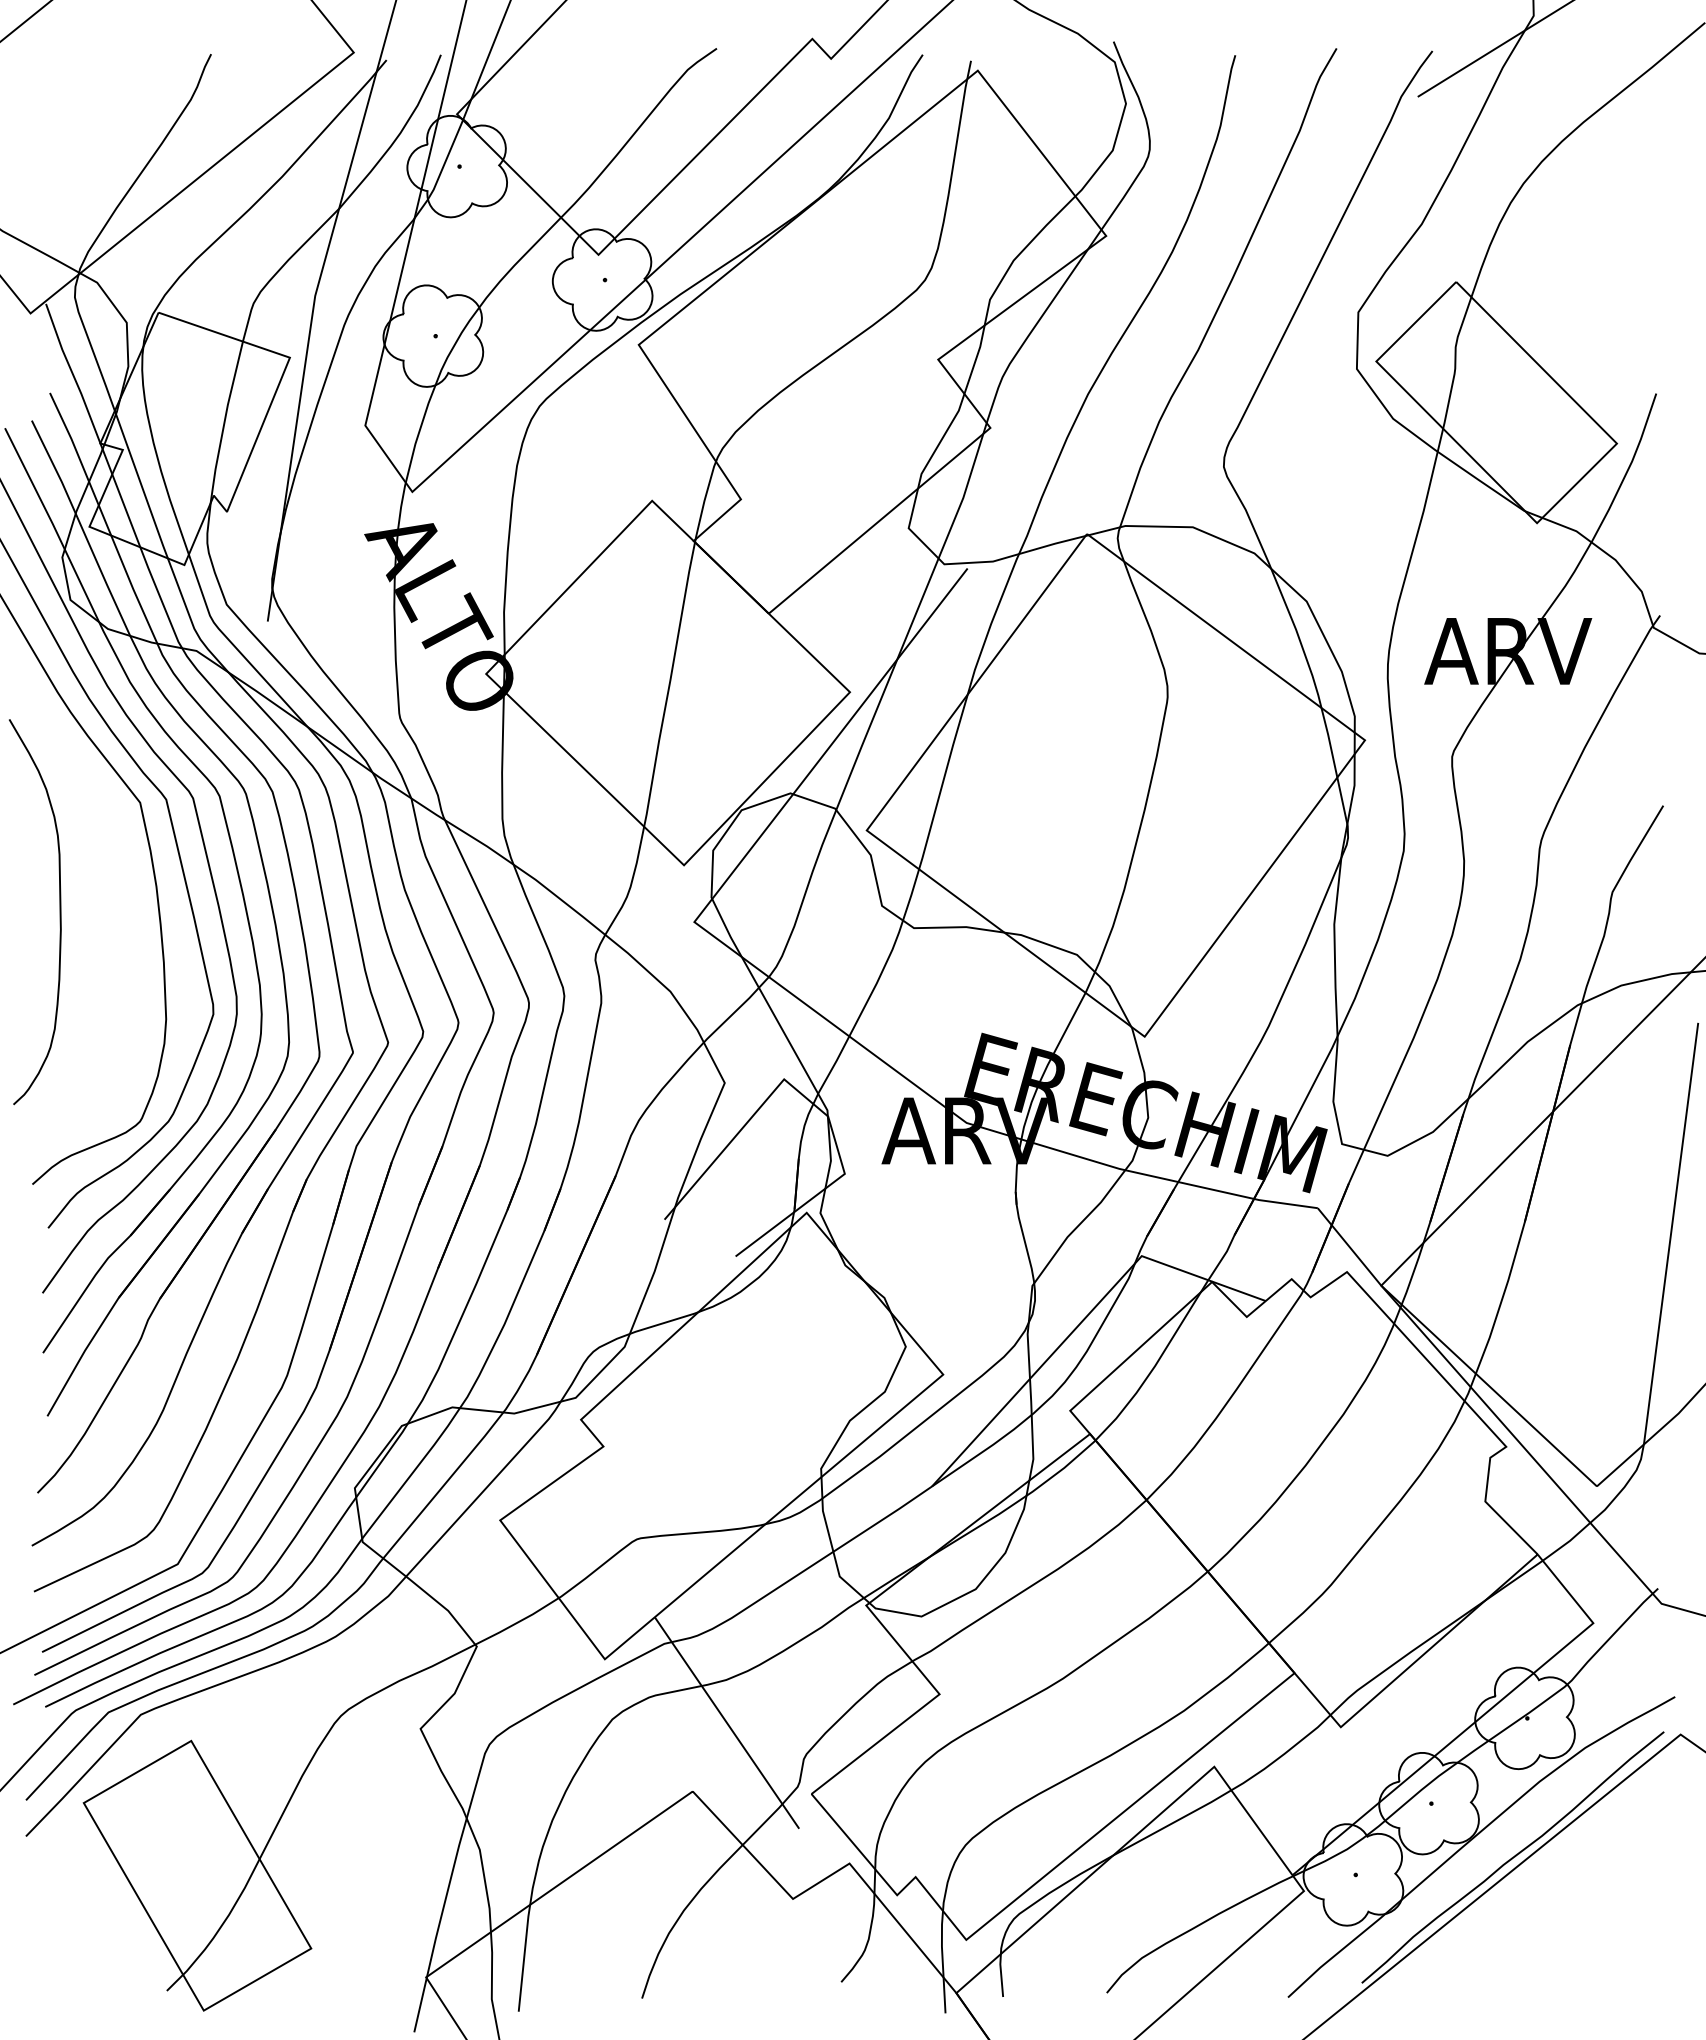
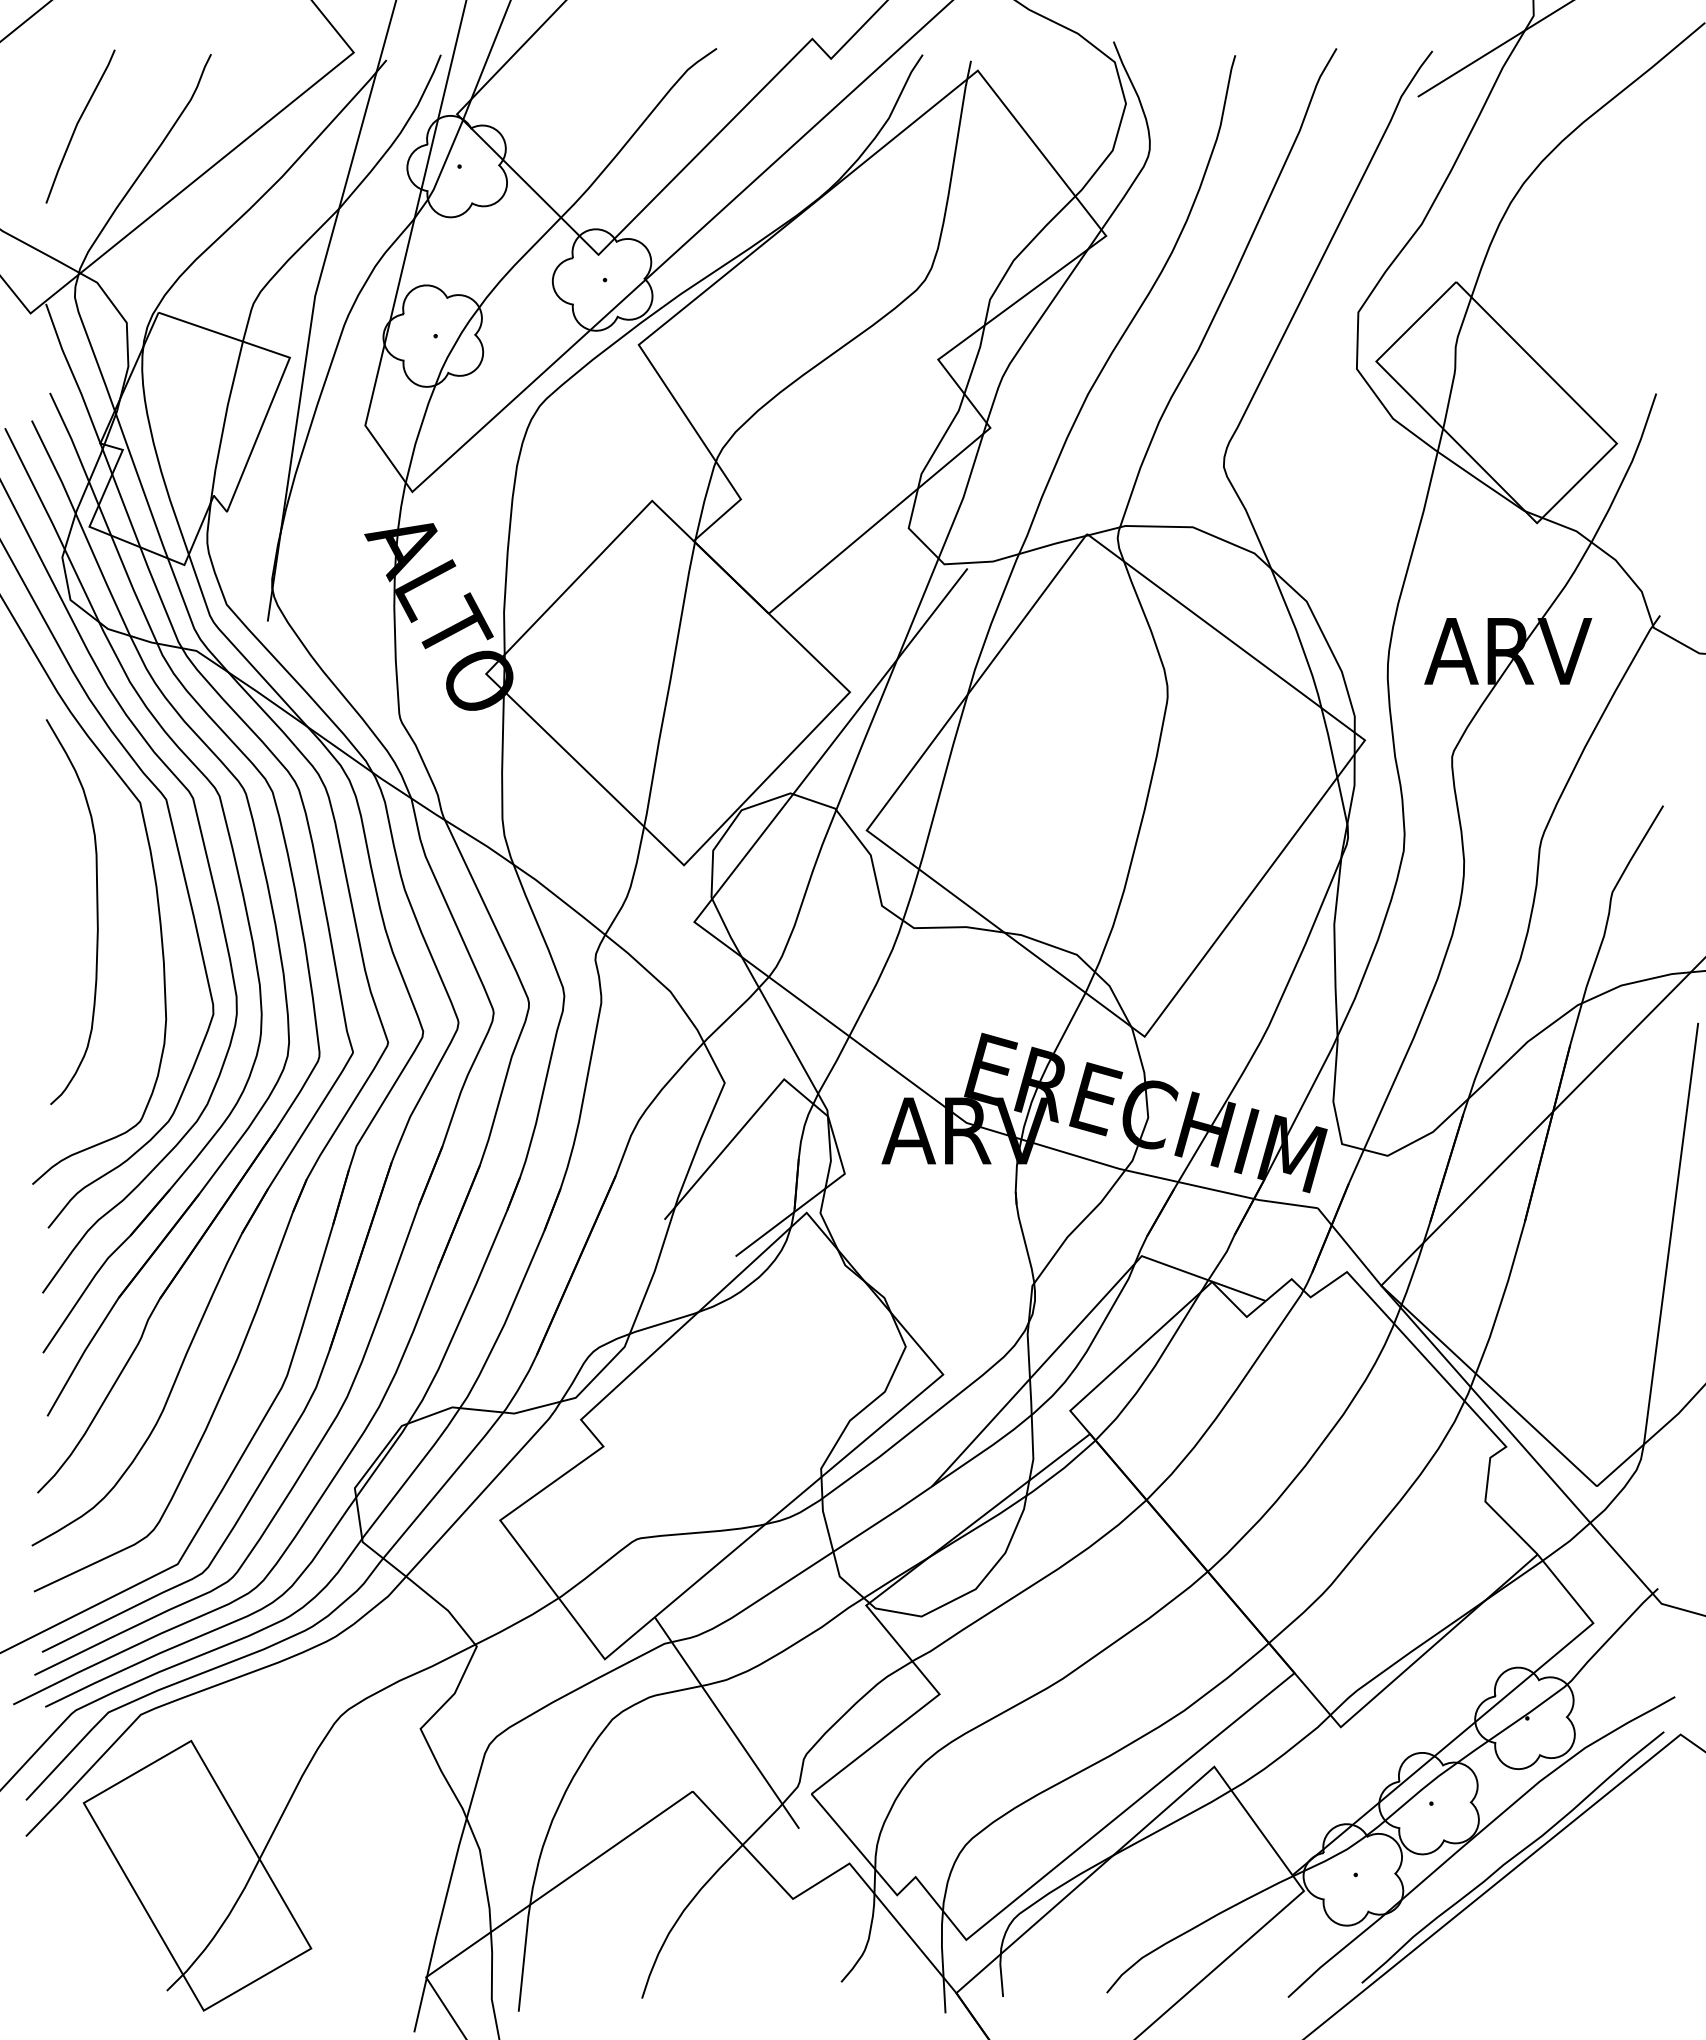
line: none -> present (77, 126)
curve position: (59, 912) -> (96, 912) (96, 912)
